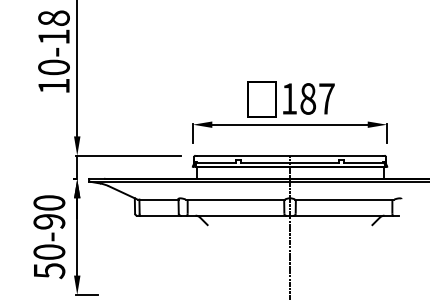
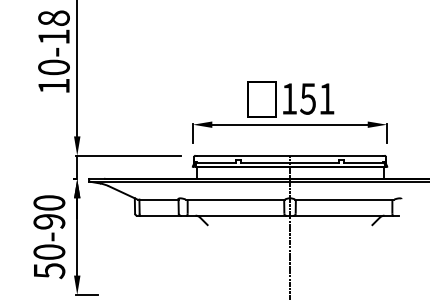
text: 187 -> 151 (317, 98)
